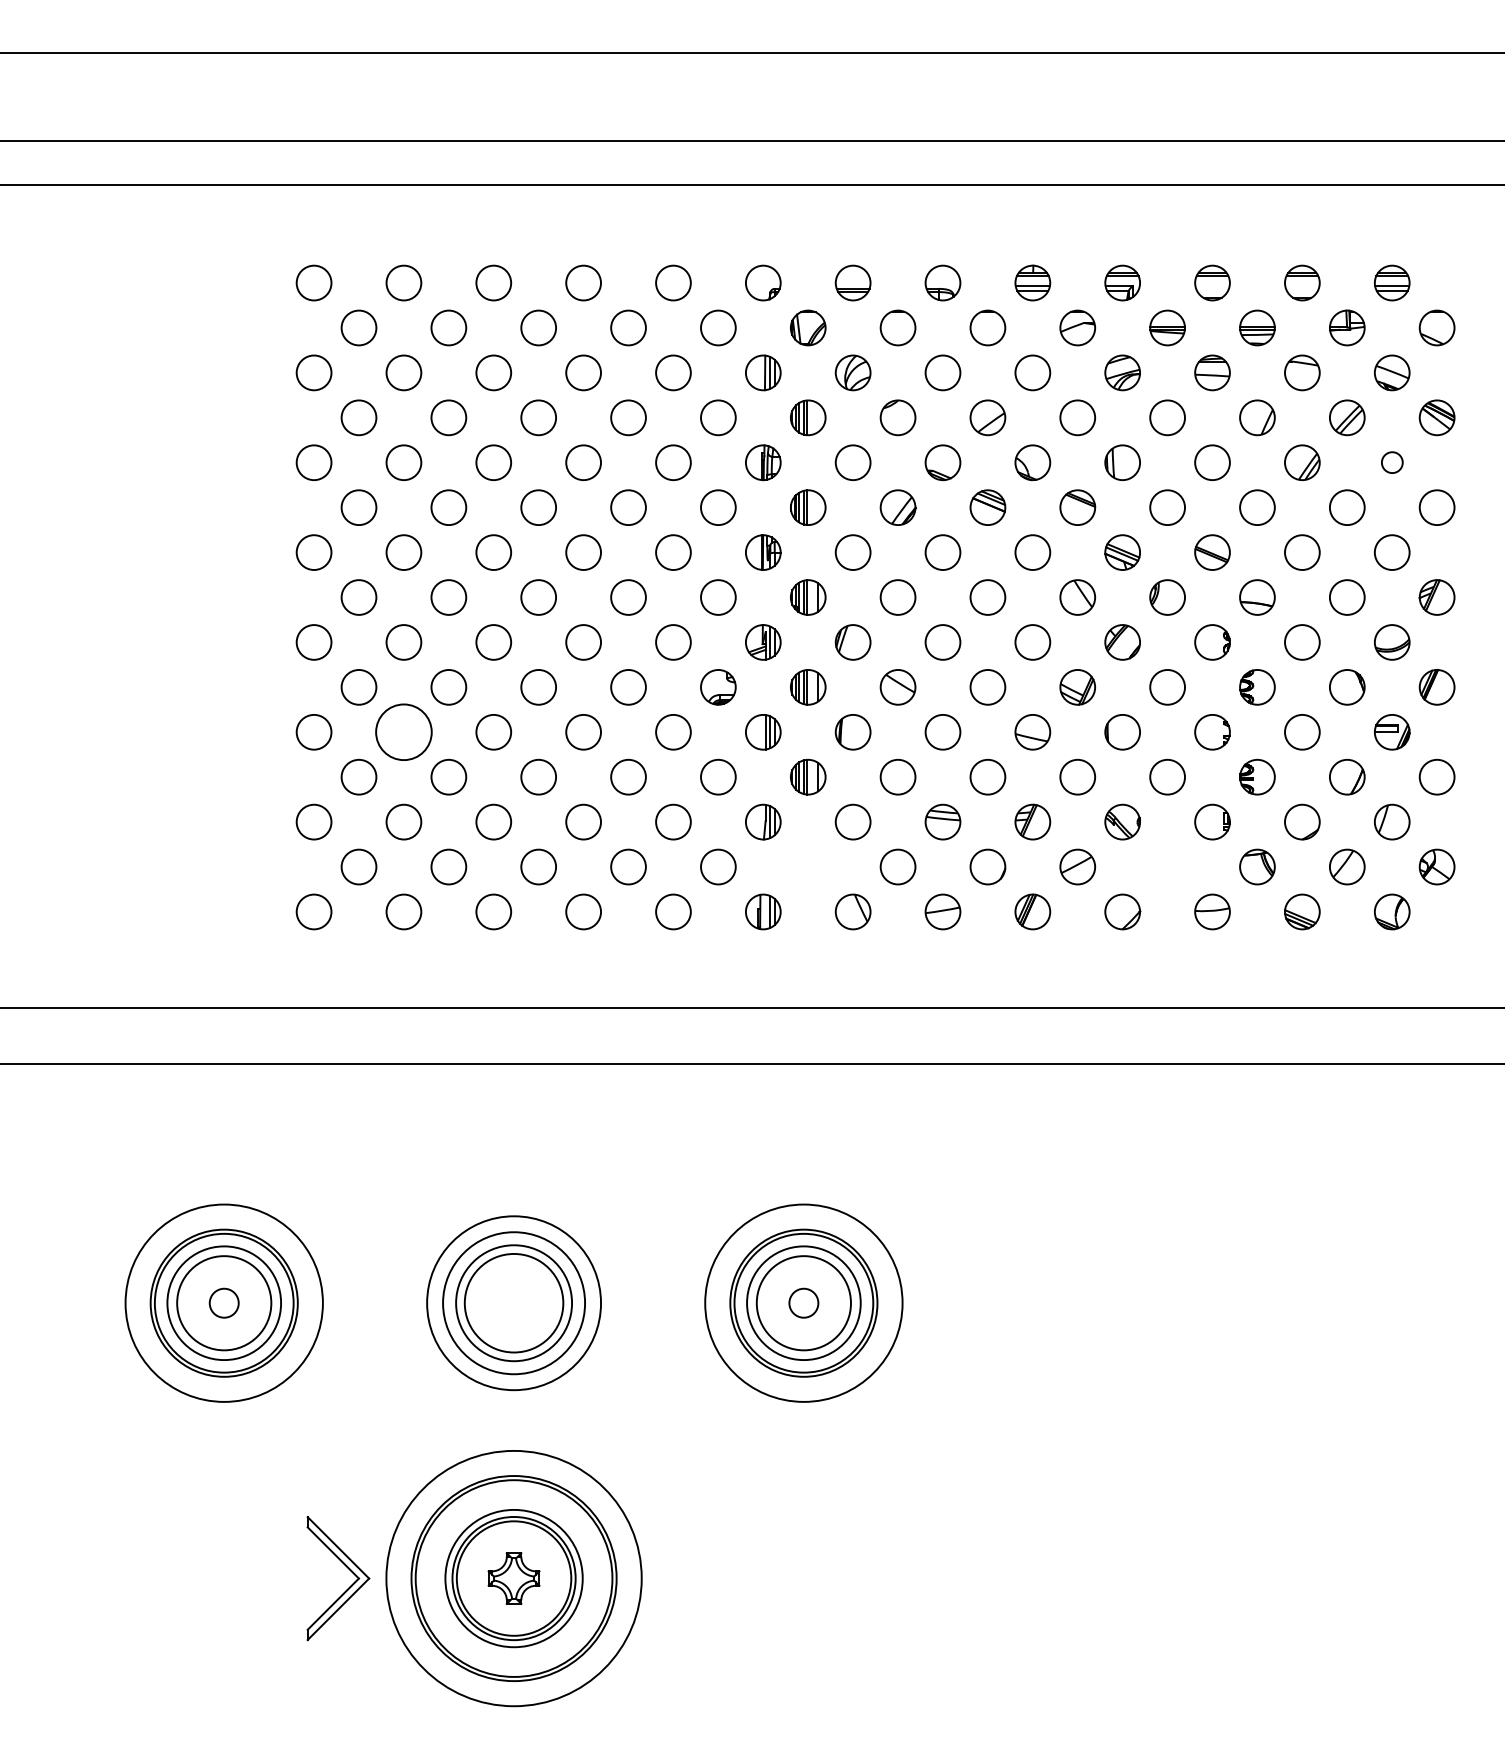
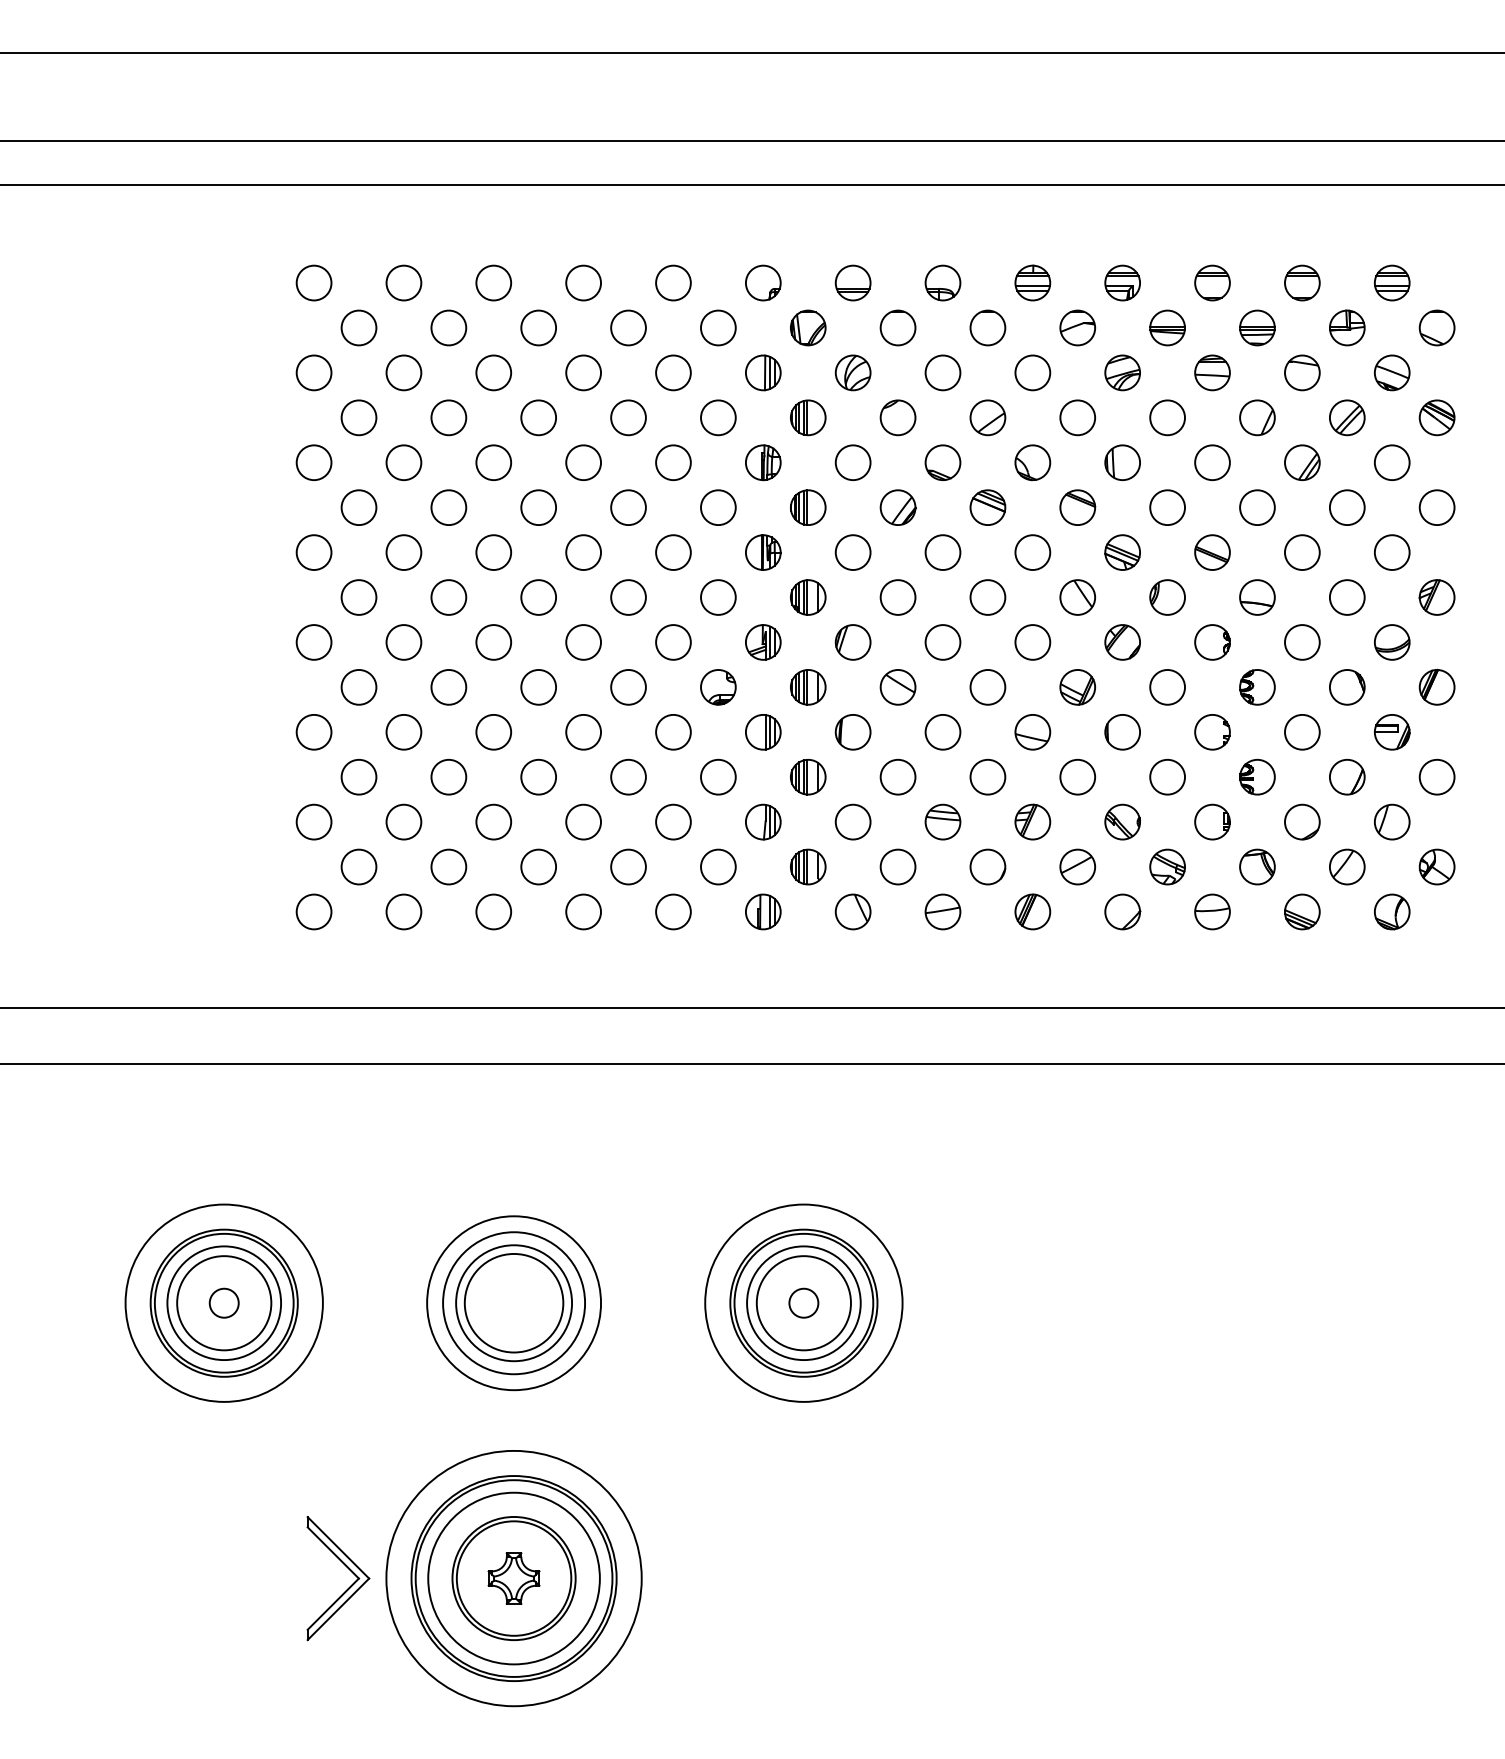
circle size: 23x23 px -> 37x37 px (1392, 462)
circle diameter: 56 px -> 35 px (403, 731)
part: none -> present (808, 866)
part: none -> present (1167, 866)
circle diameter: 137 px -> 172 px (513, 1578)
